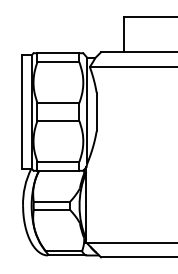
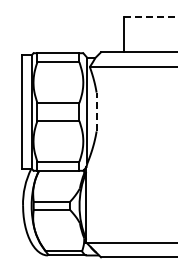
line: solid -> dashed (151, 16)
line: solid -> dashed (96, 111)
